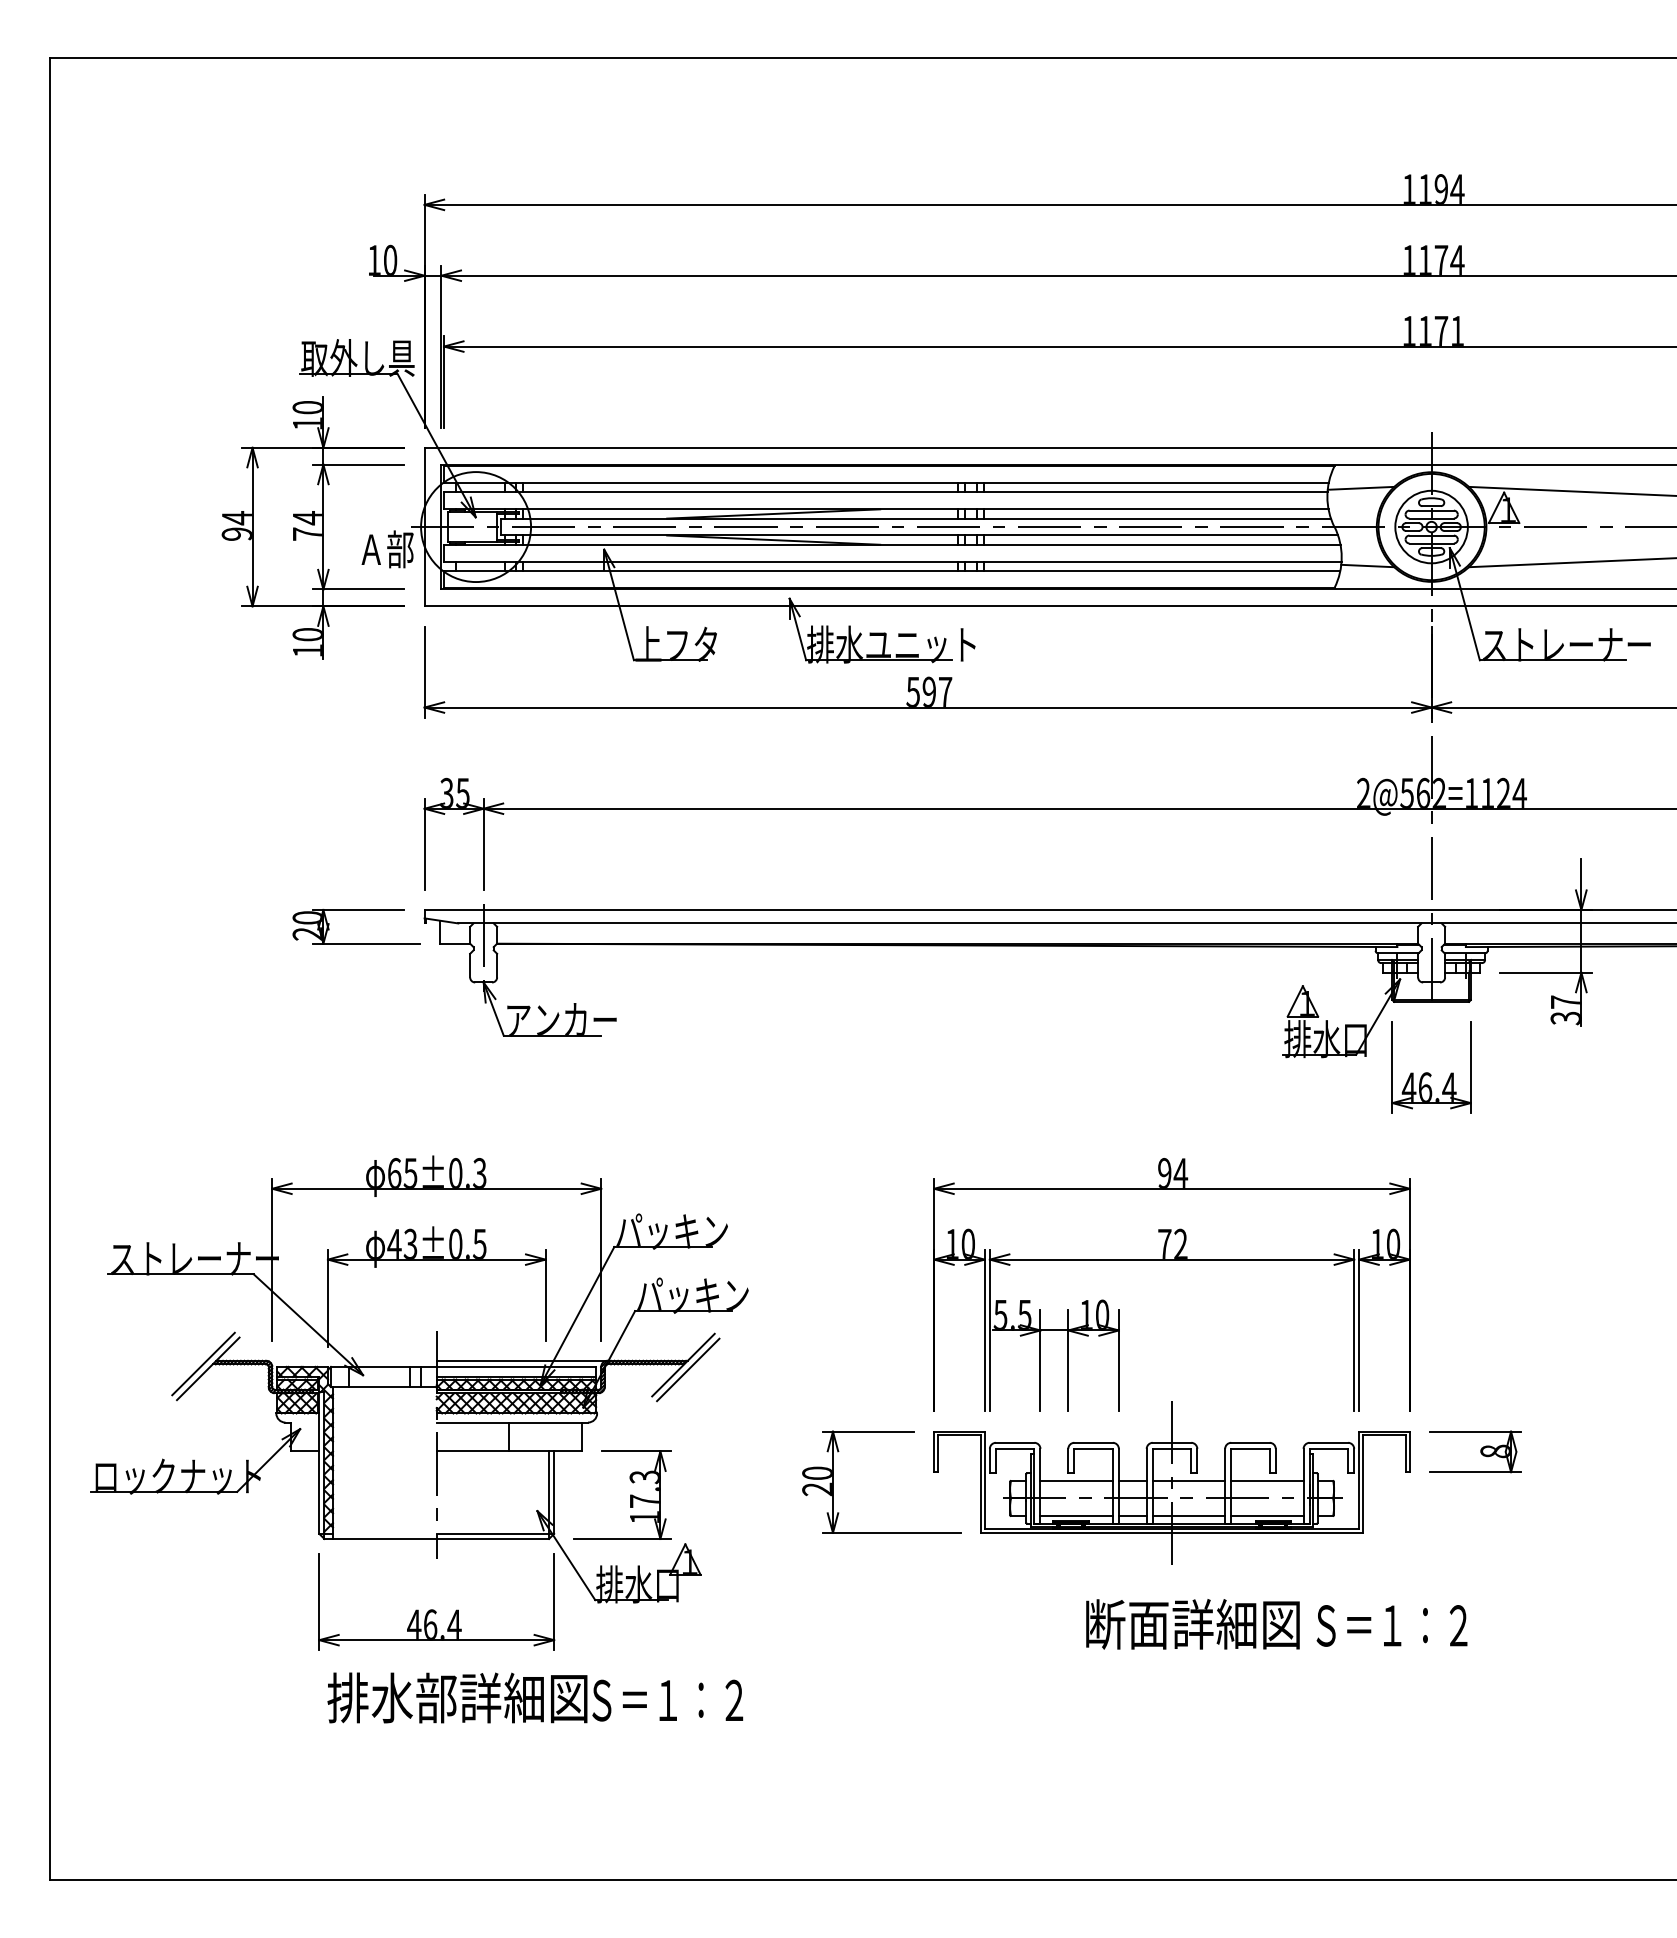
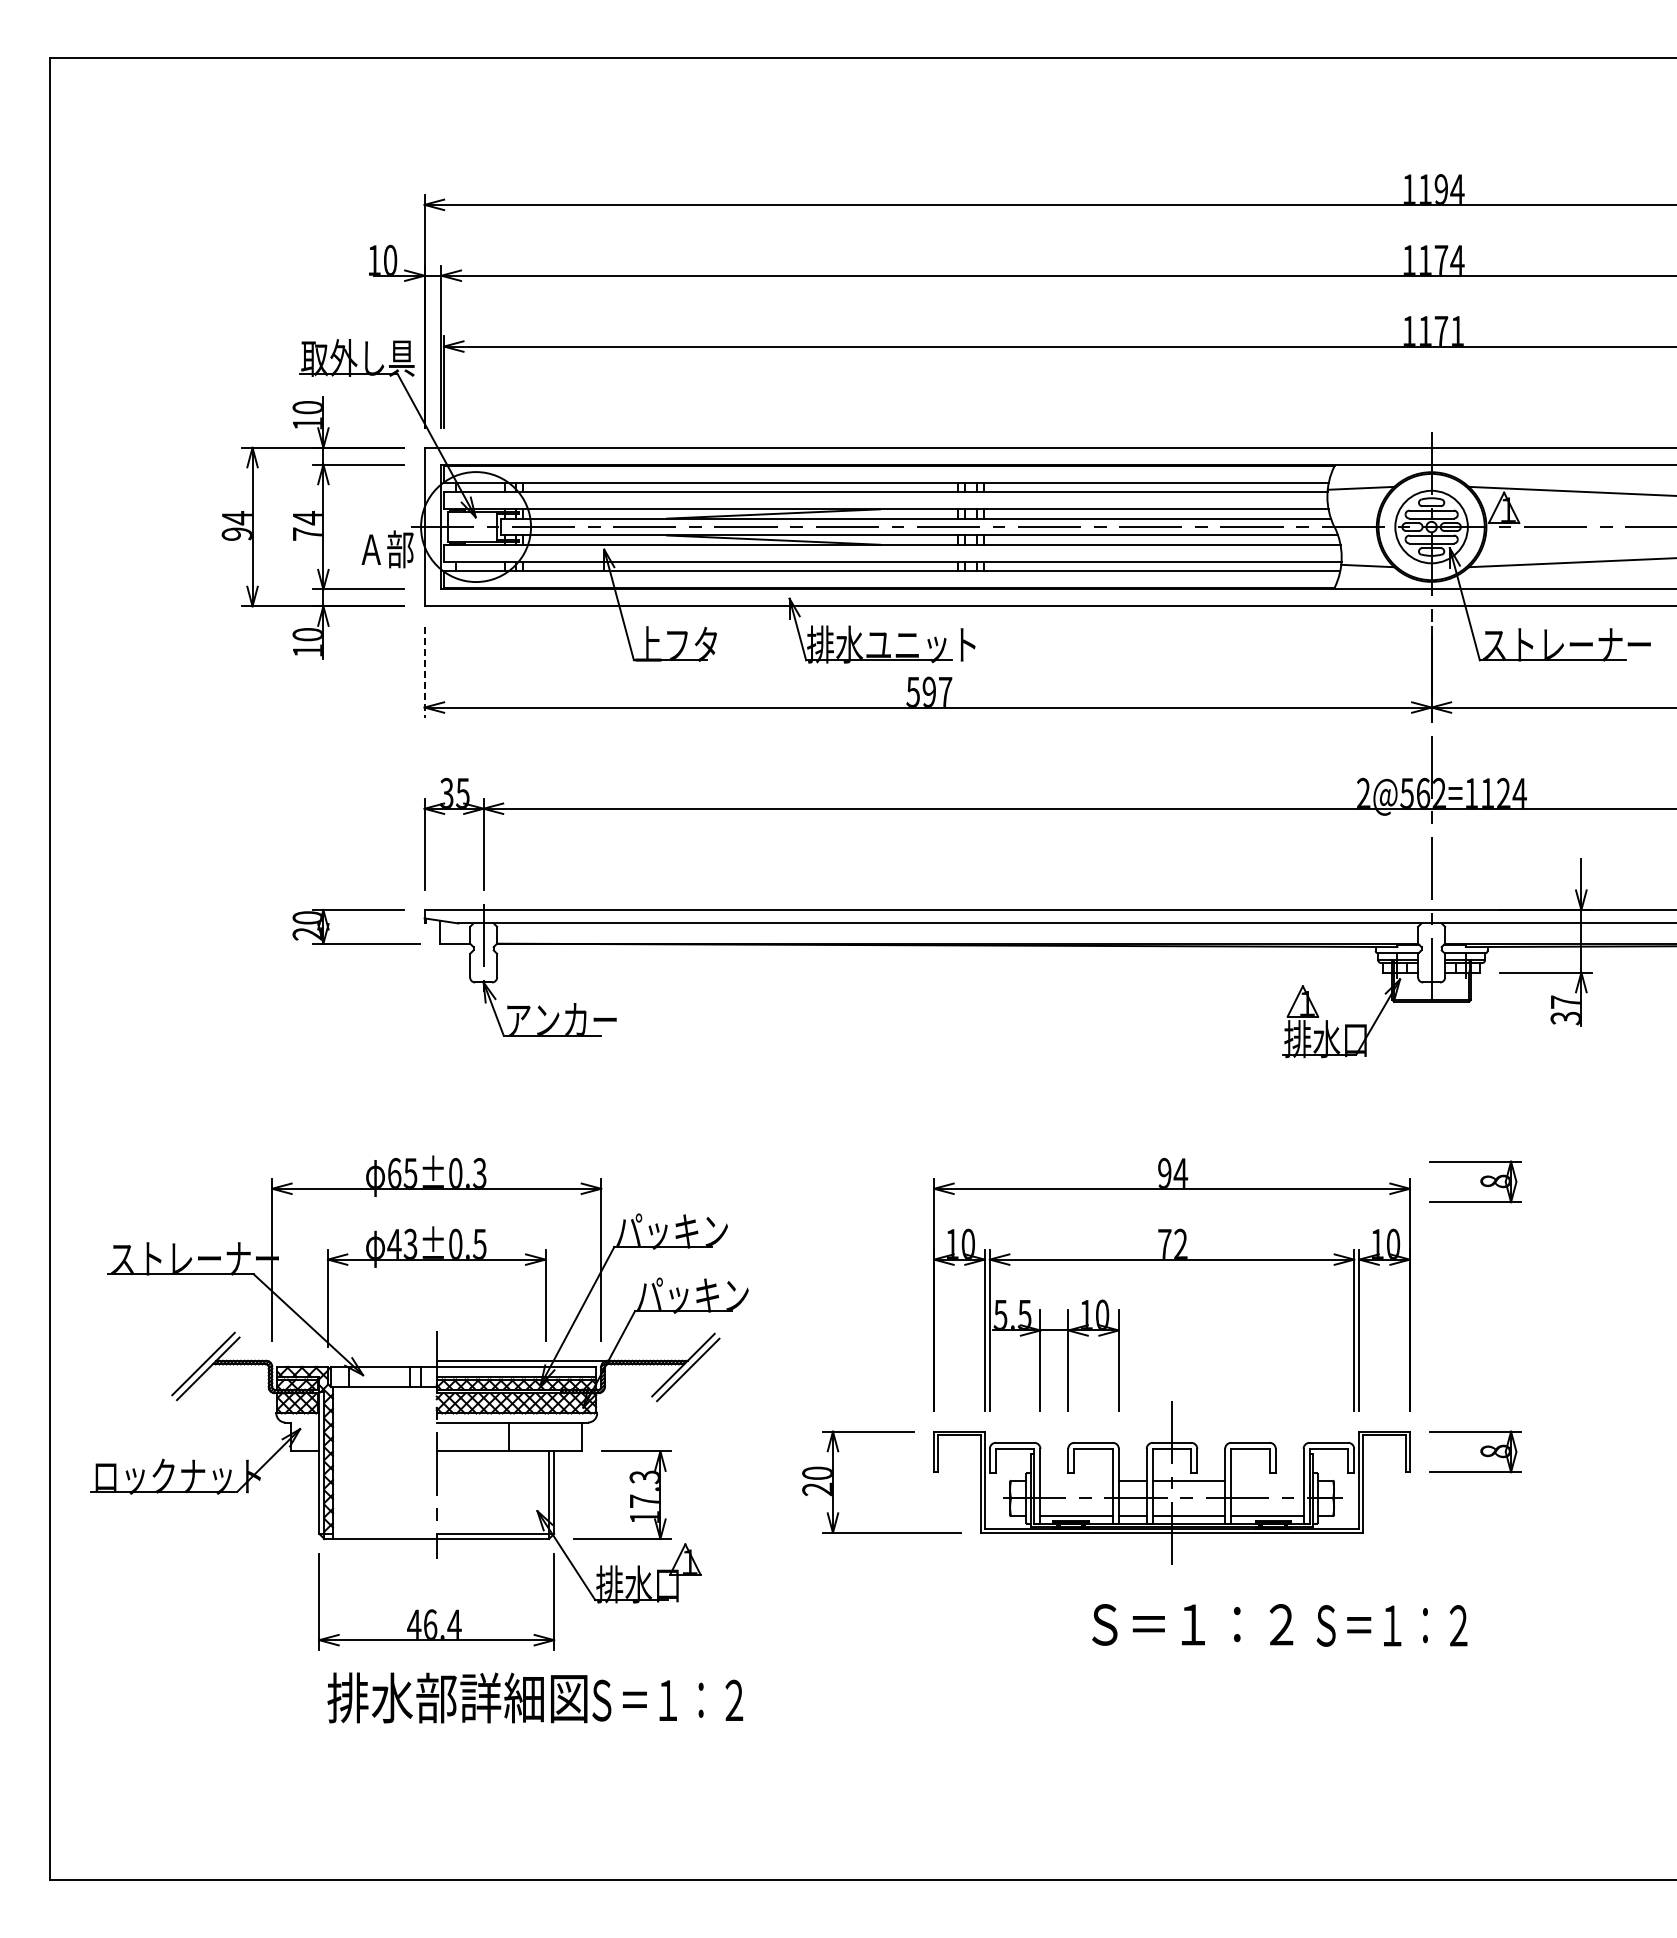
line: solid -> dashed (424, 672)
part: present -> none (1431, 1067)
part: none -> present (1475, 1181)
line: present -> none (1076, 1480)
line: present -> none (1267, 1480)
text: 断面詳細図 -> Ｓ＝１：２ (1192, 1624)
